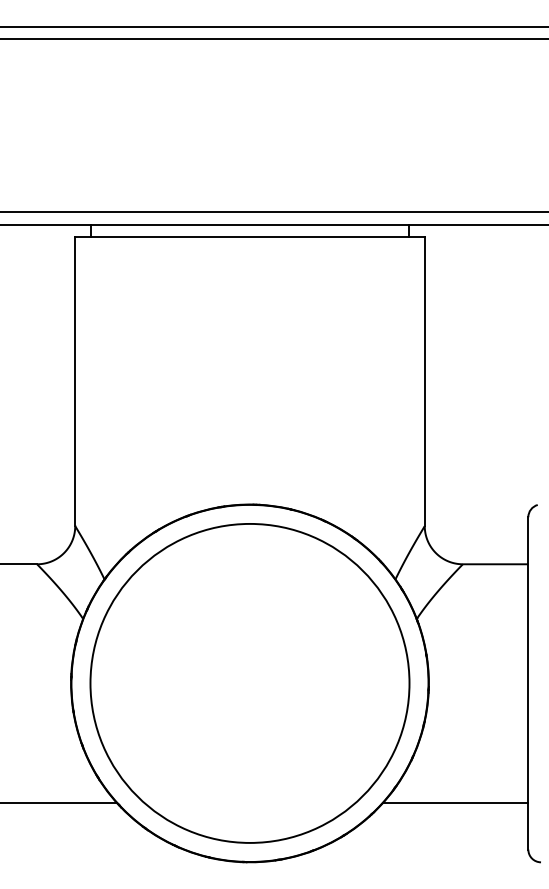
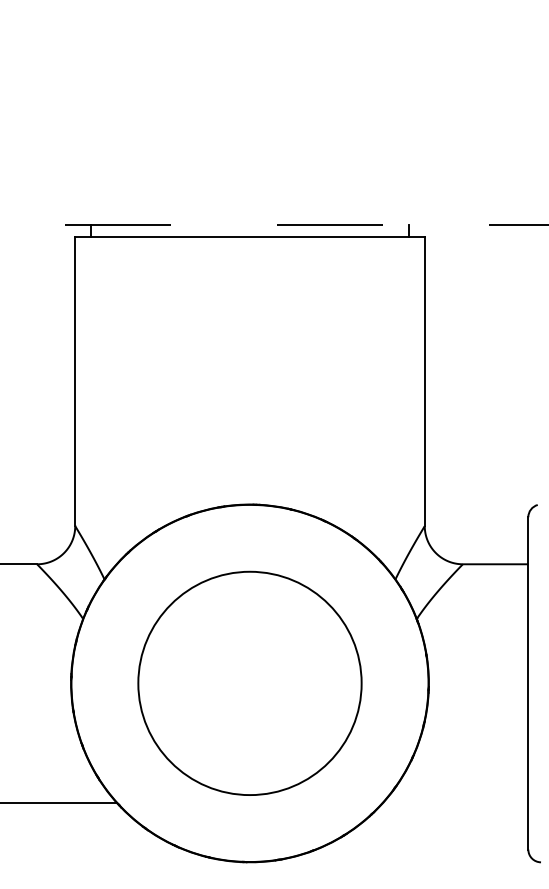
line: present -> none (273, 26)
line: present -> none (273, 39)
line: present -> none (273, 212)
line: solid -> dashed (273, 224)
circle diameter: 319 px -> 223 px (249, 683)
line: present -> none (455, 802)
